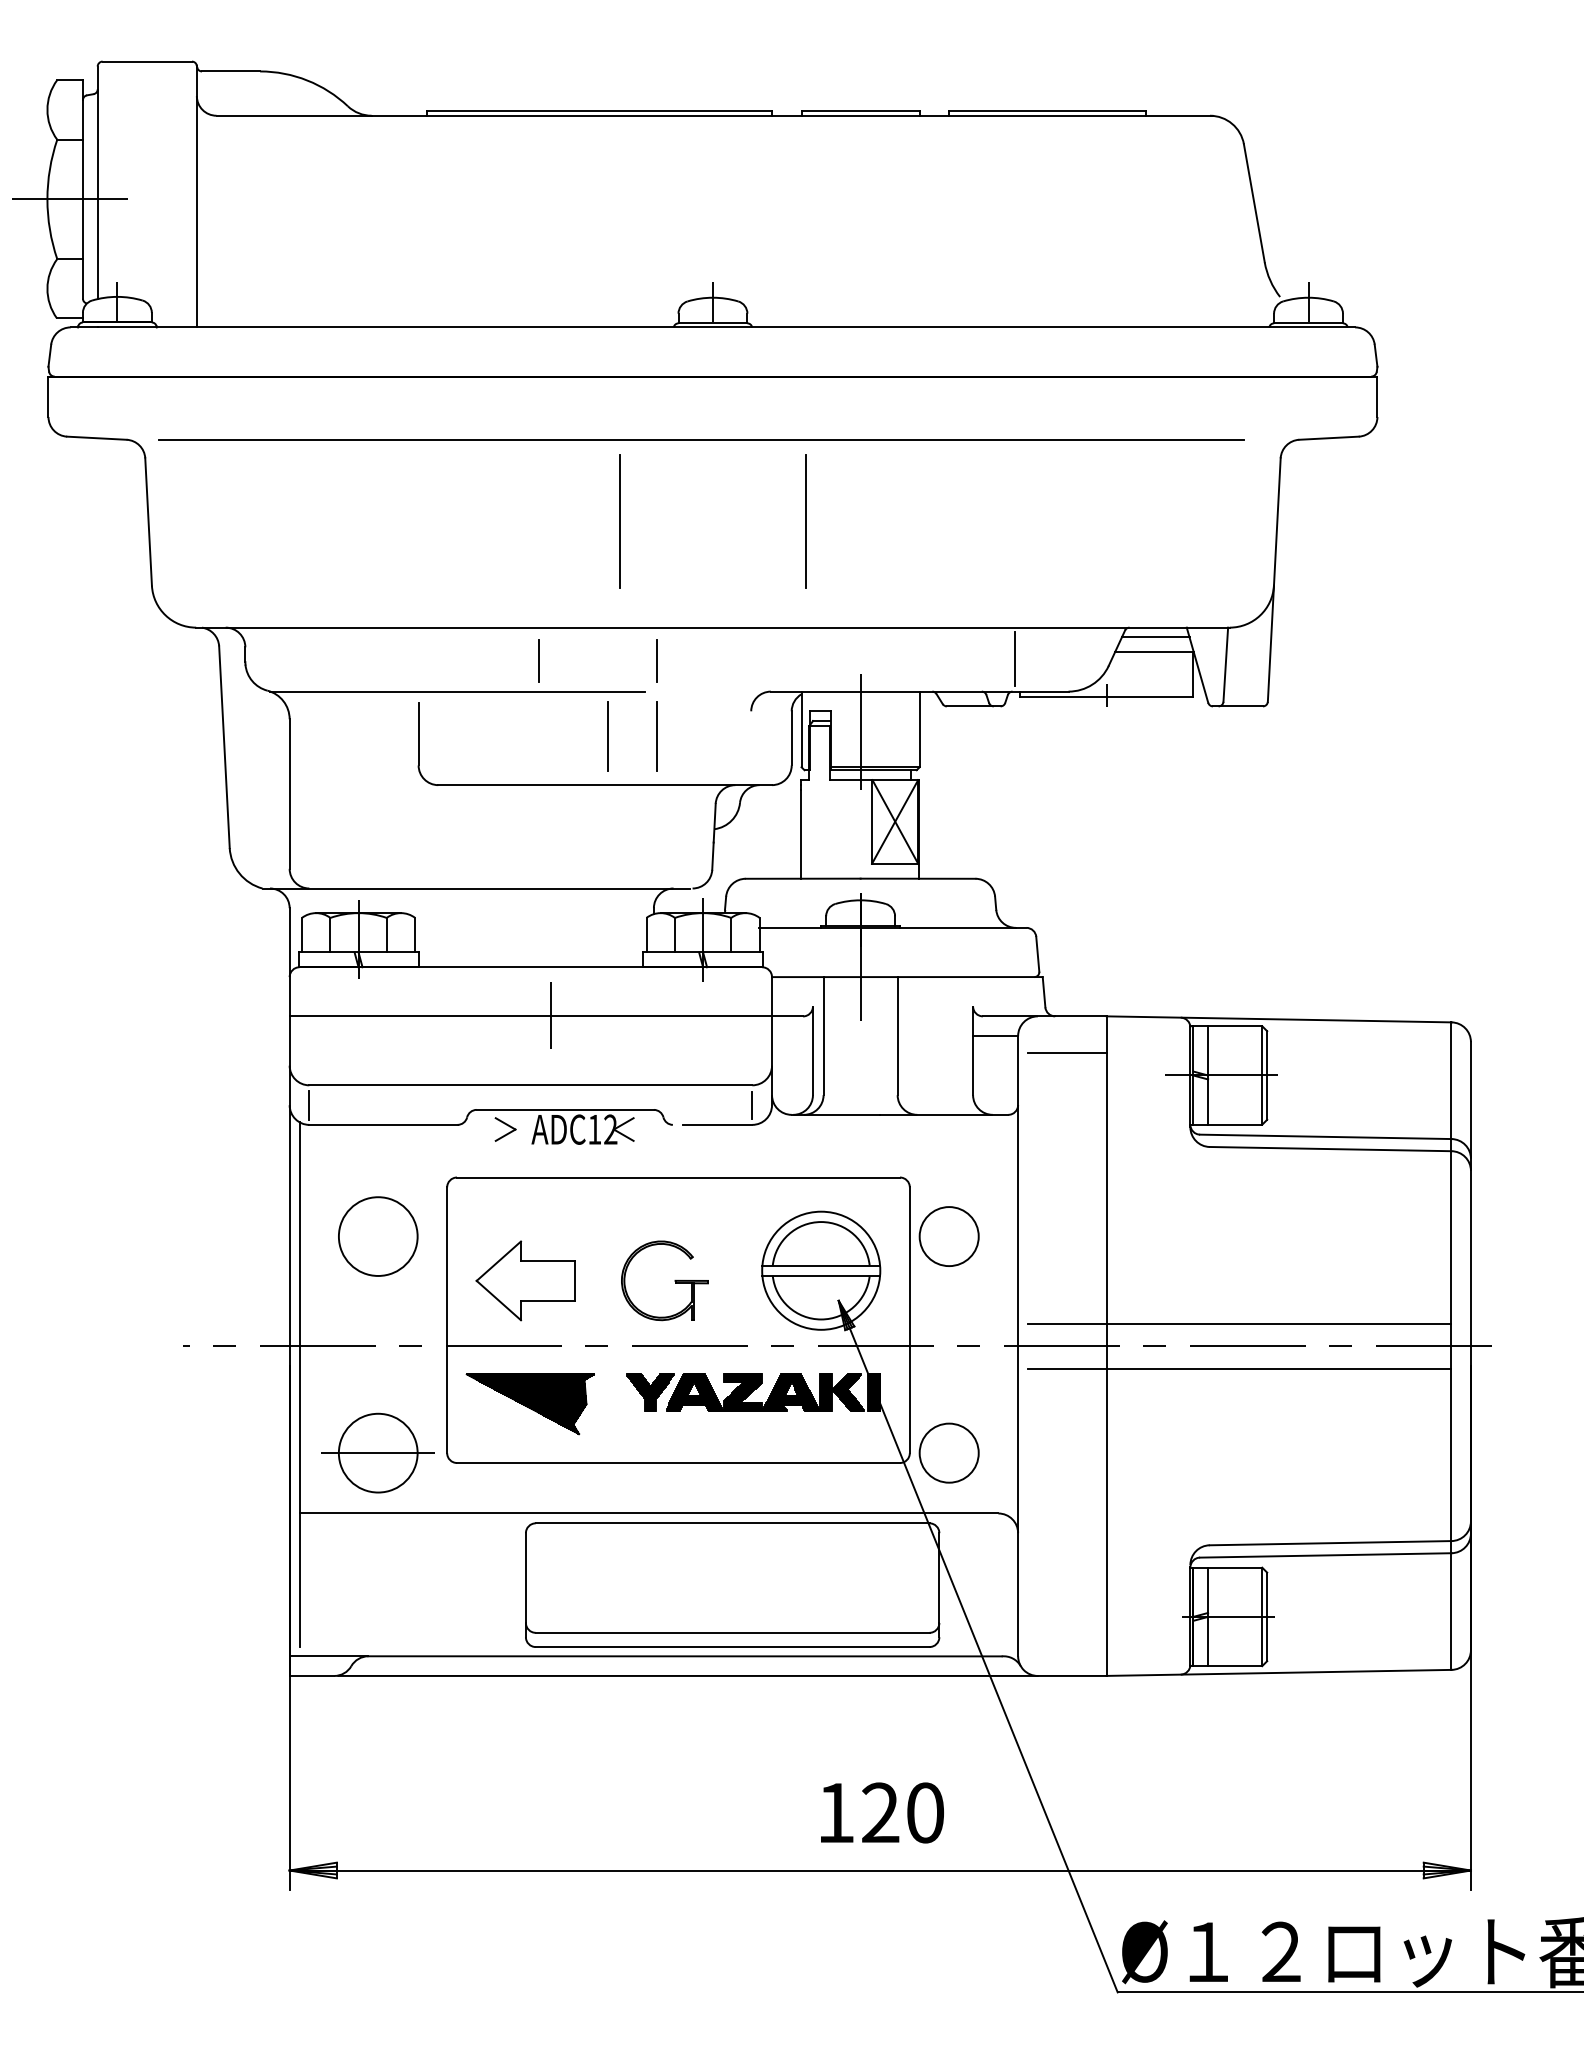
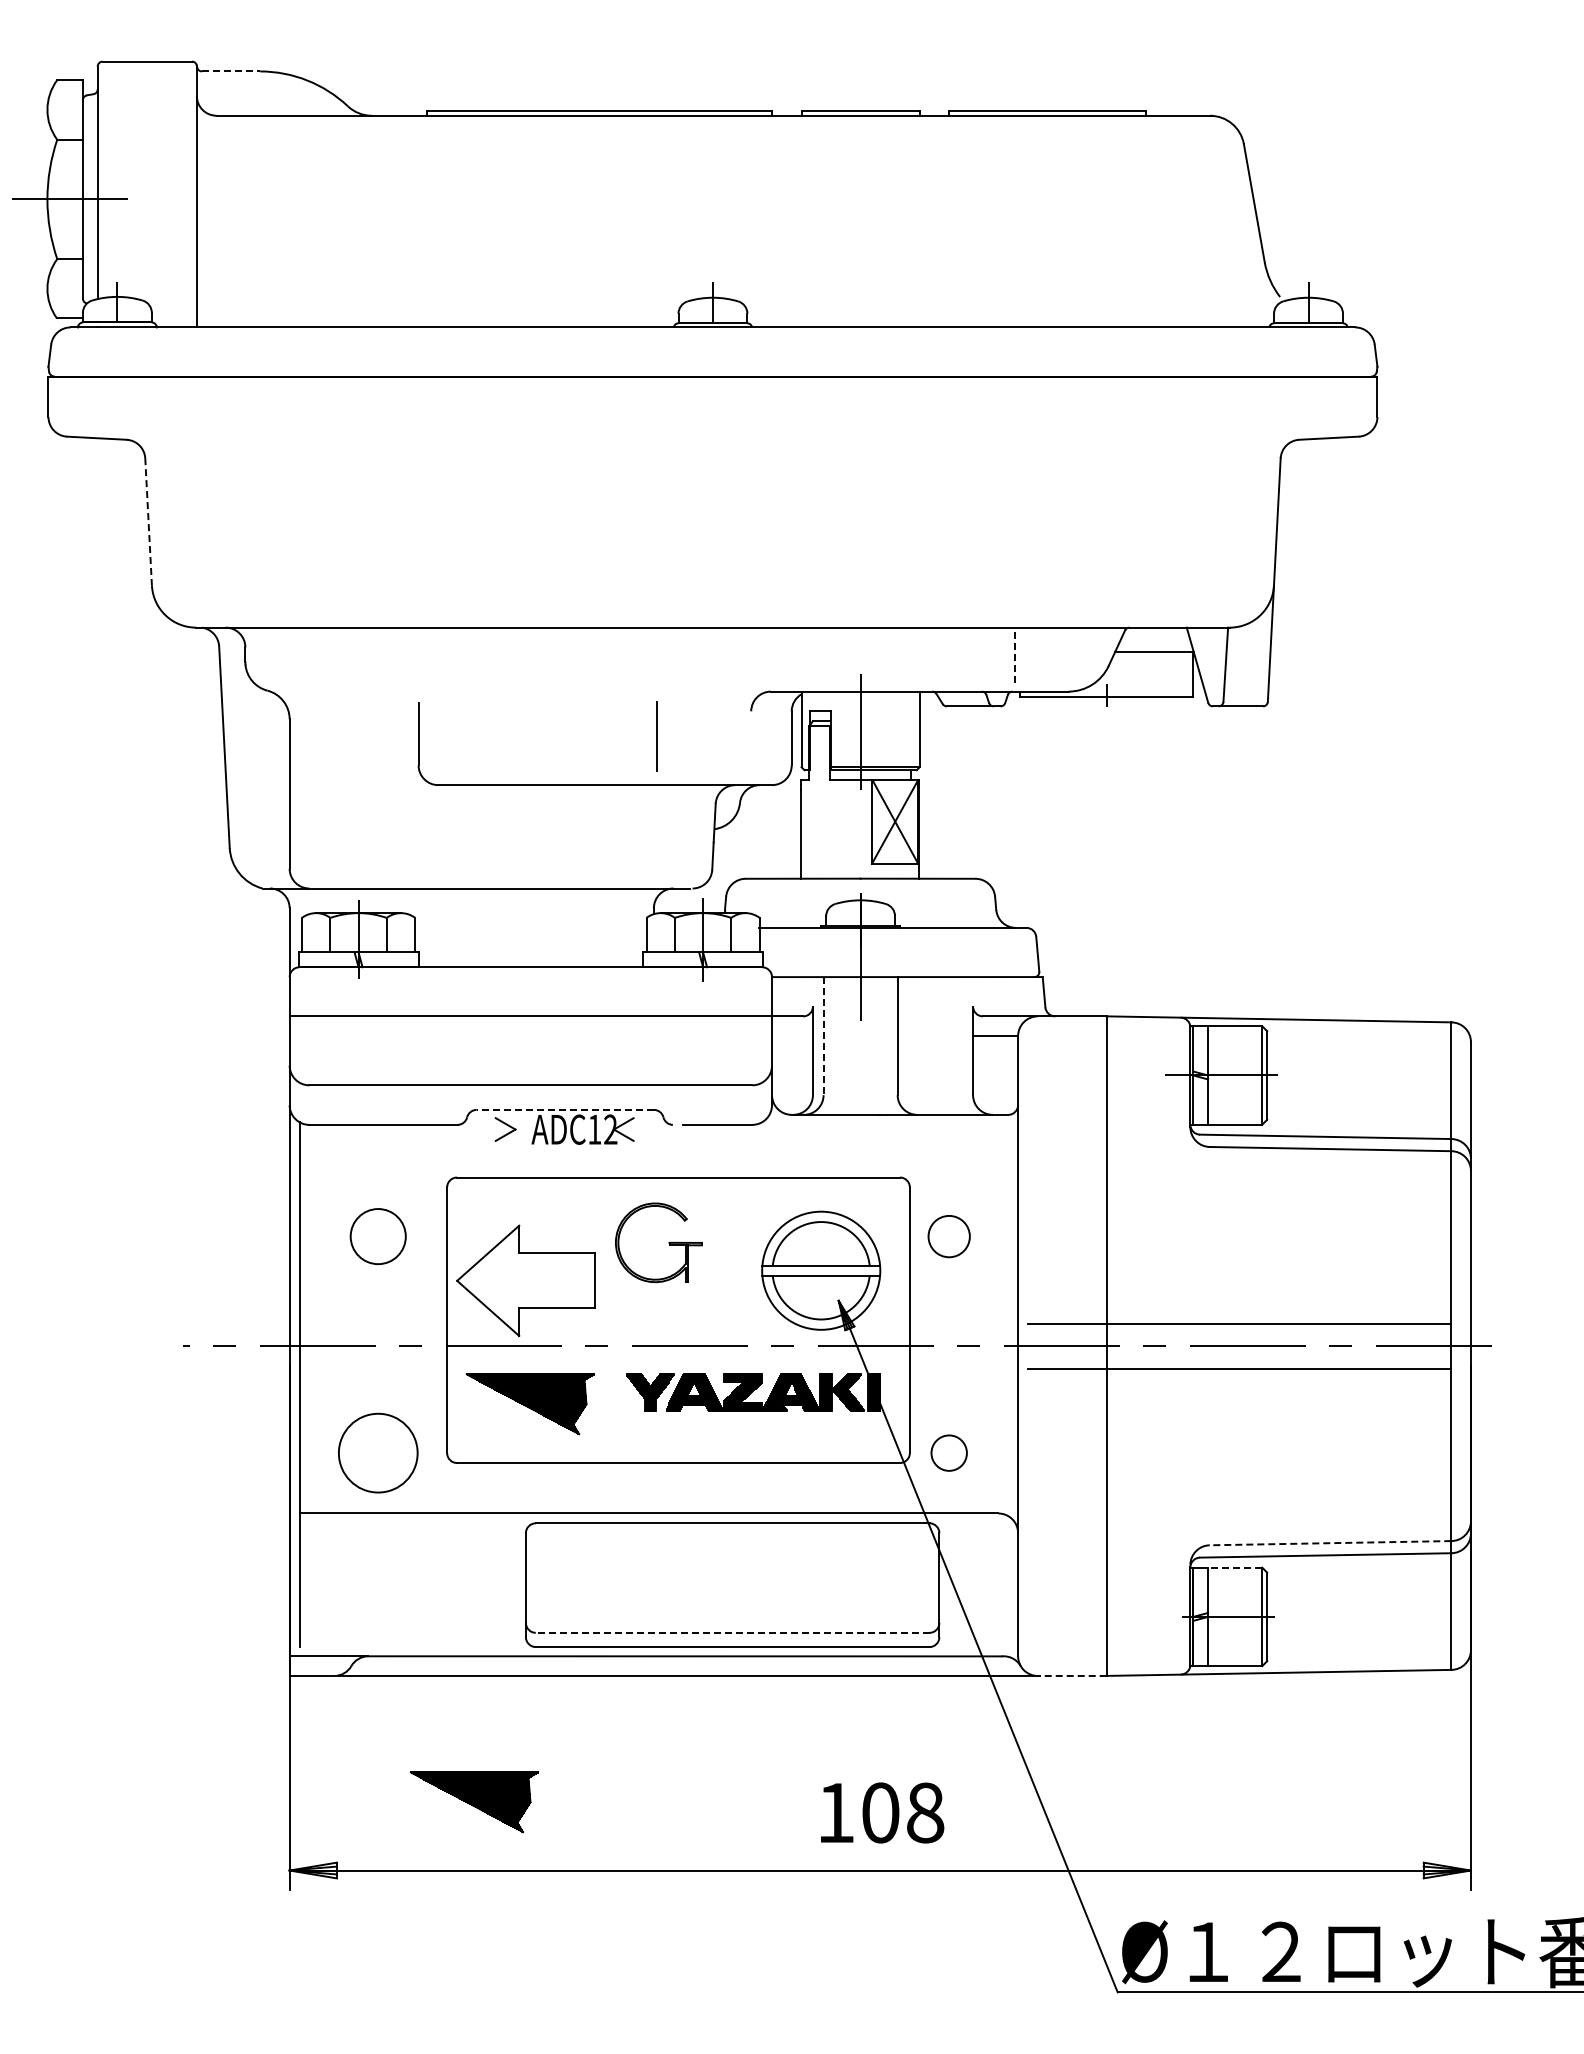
line: solid -> dashed (231, 71)
line: present -> none (701, 439)
line: solid -> dashed (148, 521)
line: present -> none (619, 521)
line: present -> none (806, 521)
line: present -> none (1155, 637)
line: solid -> dashed (1015, 659)
line: present -> none (538, 660)
line: present -> none (656, 660)
line: present -> none (457, 691)
line: present -> none (607, 736)
line: present -> none (550, 1015)
line: solid -> dashed (823, 1036)
line: present -> none (1066, 1052)
line: present -> none (309, 1105)
line: present -> none (752, 1105)
line: solid -> dashed (565, 1109)
circle diameter: 79 px -> 55 px (377, 1236)
circle diameter: 59 px -> 41 px (948, 1236)
part size: 101x82 px -> 140x113 px (525, 1280)
part position: (674, 1280) -> (668, 1242) (668, 1242)
circle diameter: 59 px -> 35 px (948, 1452)
line: present -> none (377, 1453)
line: solid -> dashed (1330, 1543)
line: solid -> dashed (1234, 1567)
line: solid -> dashed (732, 1632)
line: solid -> dashed (1071, 1675)
part: none -> present (473, 1802)
text: 120 -> 108 (903, 1812)
